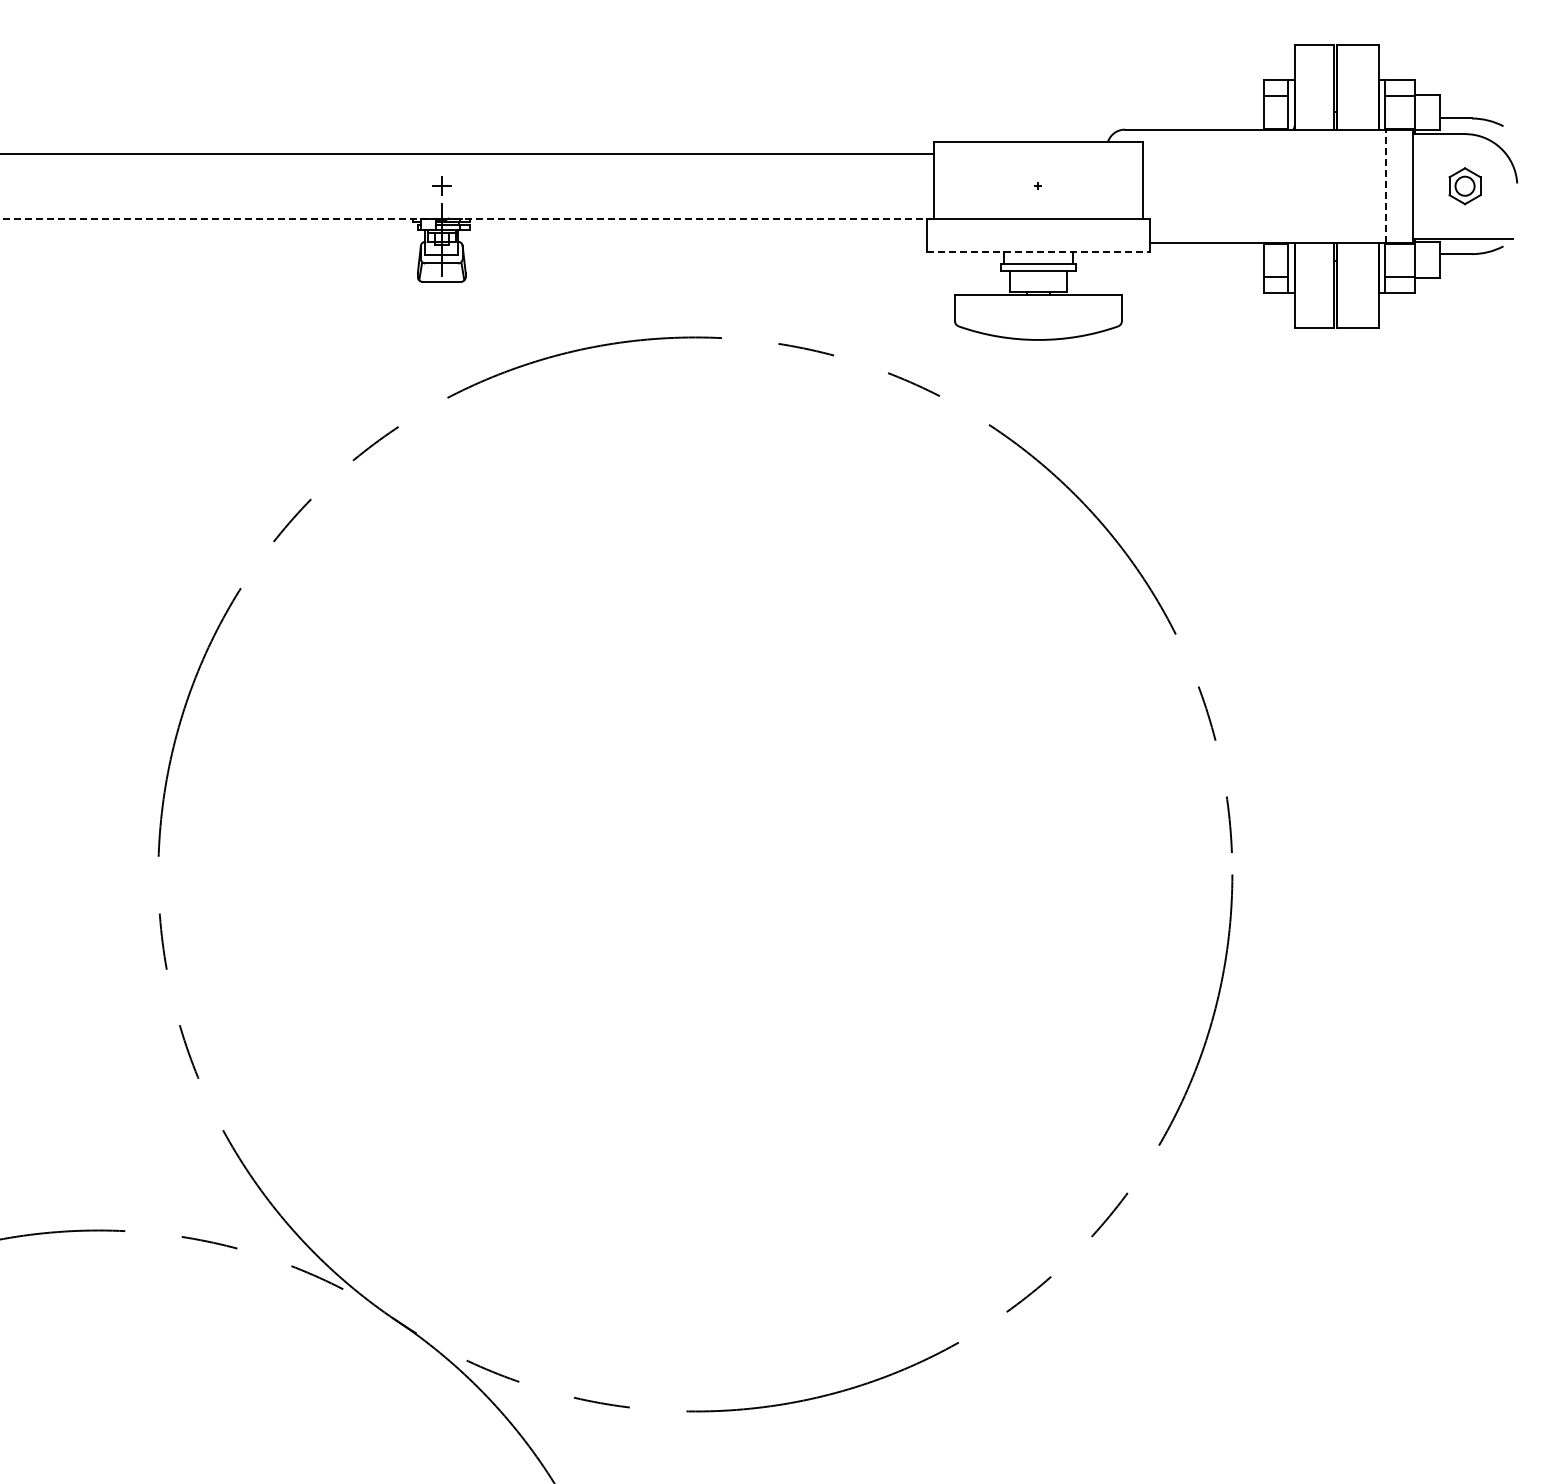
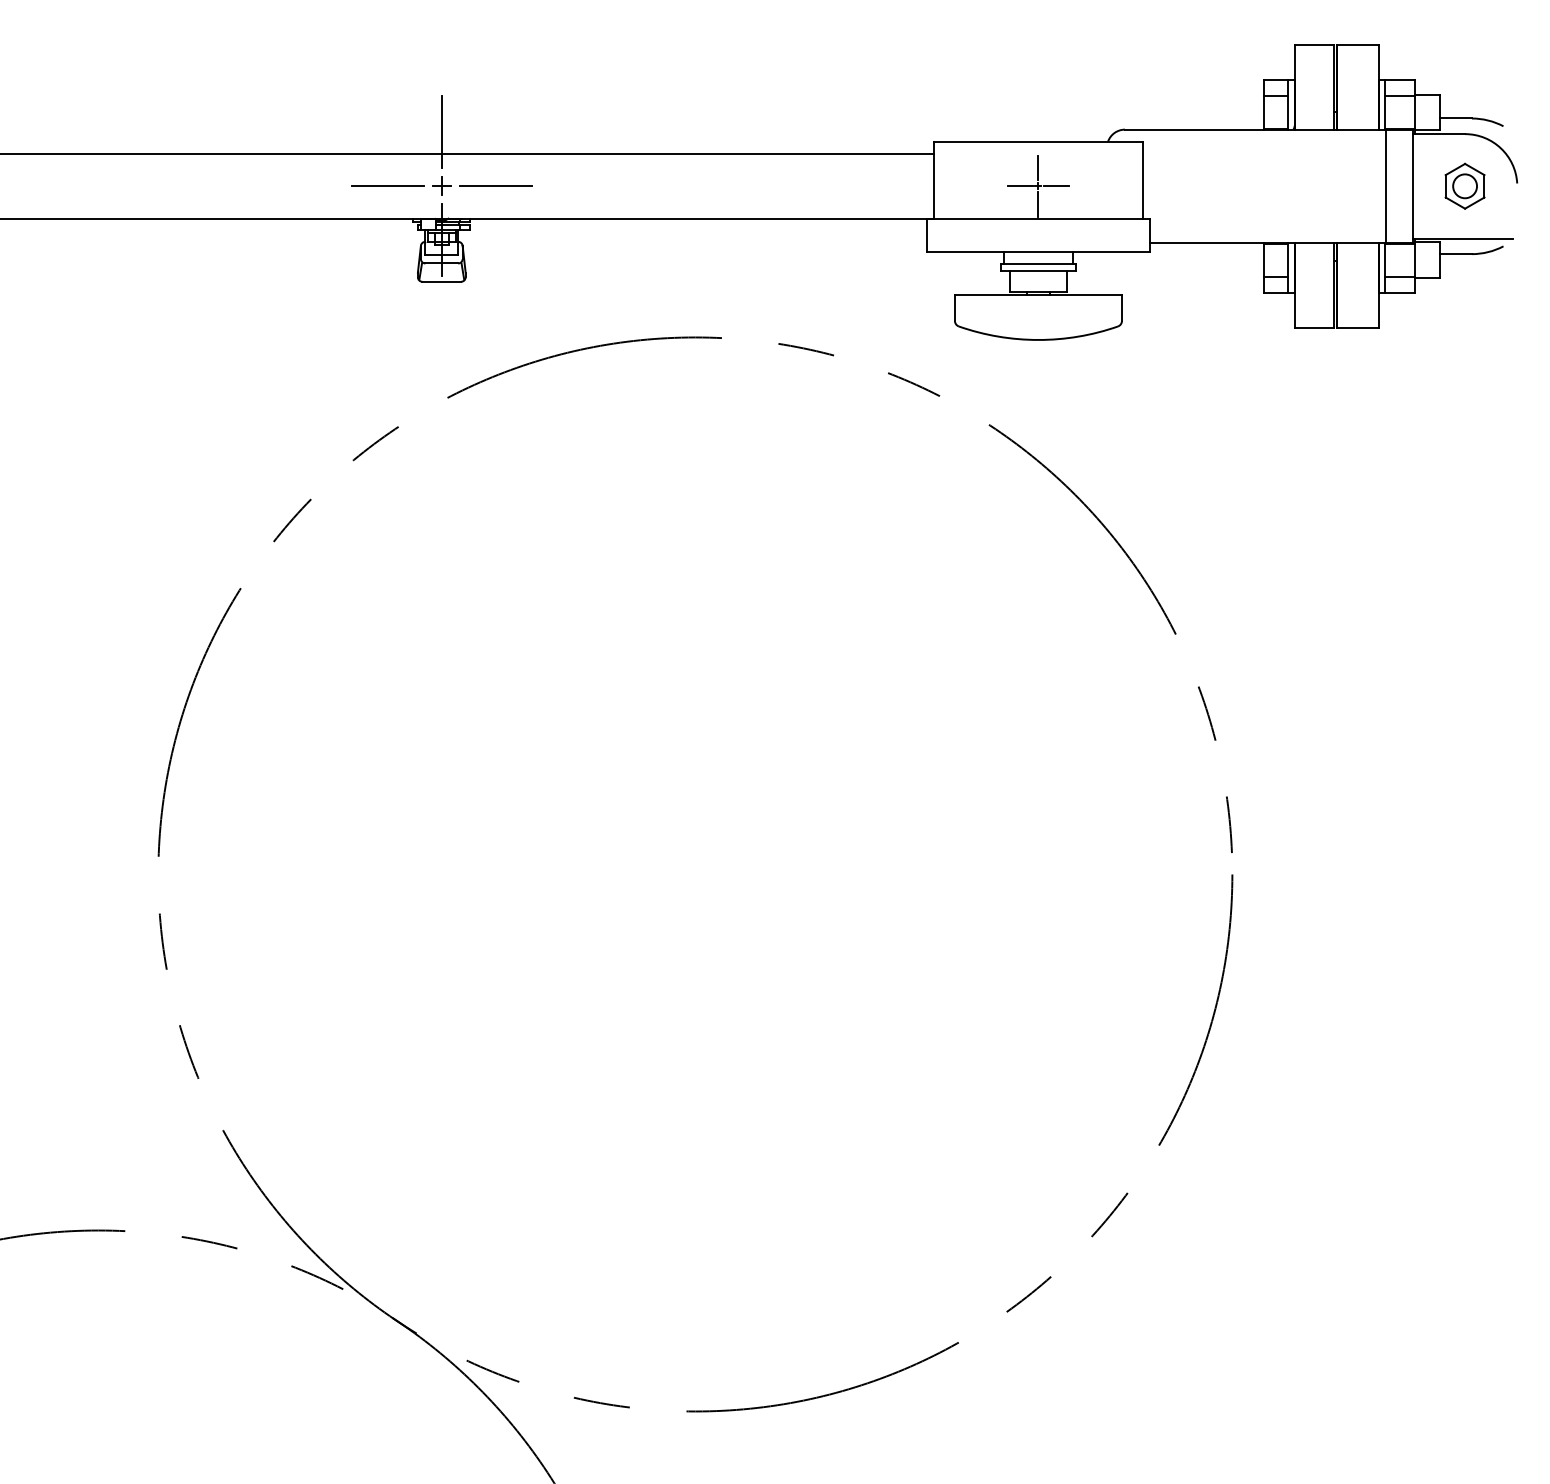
line: none -> present (441, 132)
line: none -> present (1038, 168)
line: none -> present (387, 186)
line: none -> present (495, 186)
line: none -> present (1020, 186)
line: none -> present (1056, 186)
line: dashed -> solid (1386, 186)
part size: 34x39 px -> 42x48 px (1464, 185)
line: none -> present (1038, 204)
line: dashed -> solid (467, 218)
line: dashed -> solid (1038, 251)
